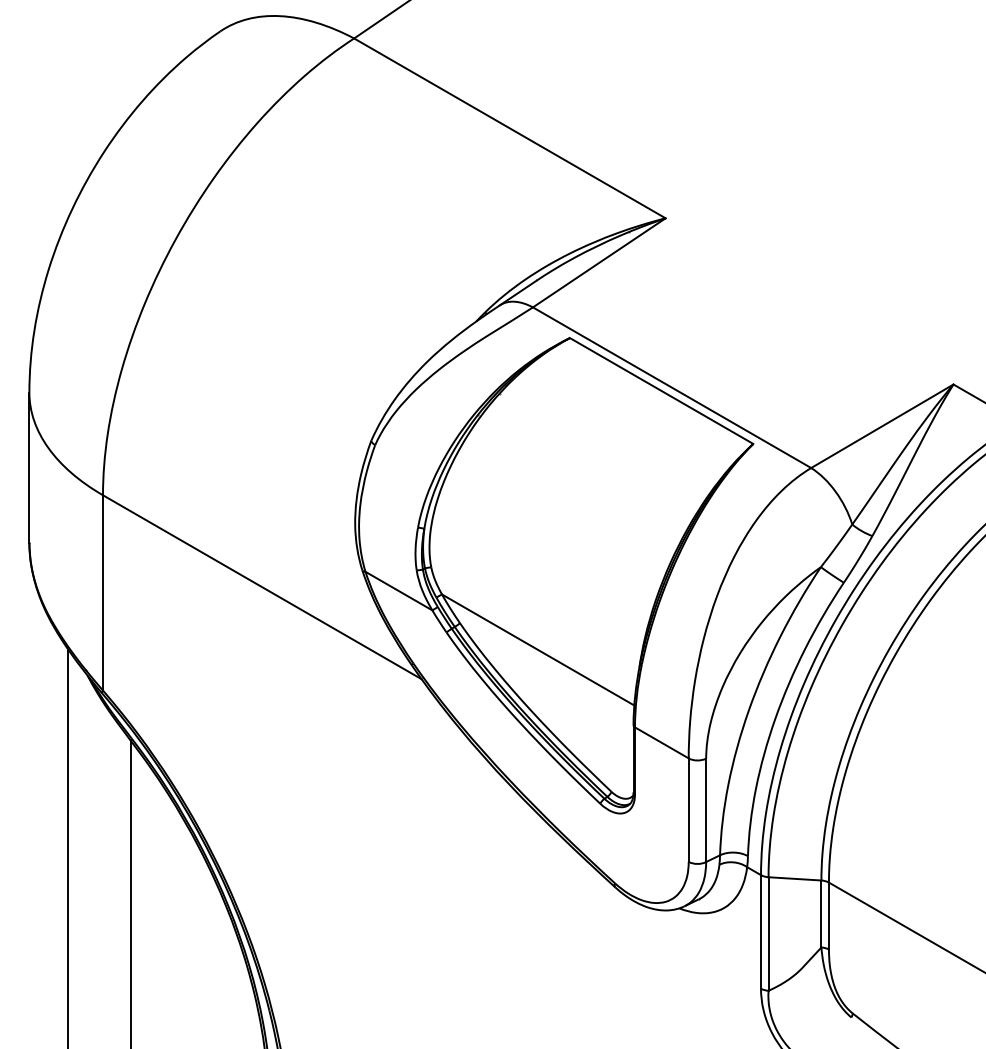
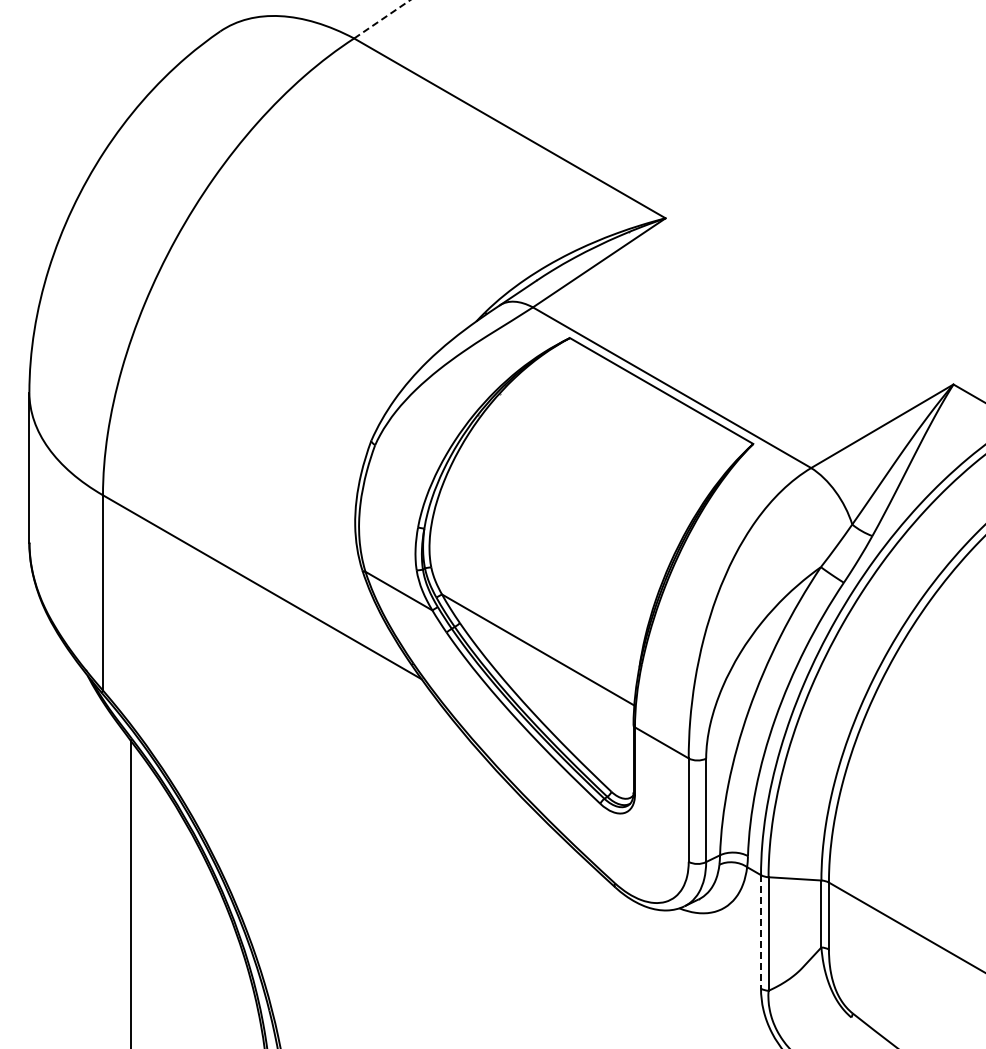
line: solid -> dashed (382, 19)
line: present -> none (68, 847)
line: solid -> dashed (761, 931)
